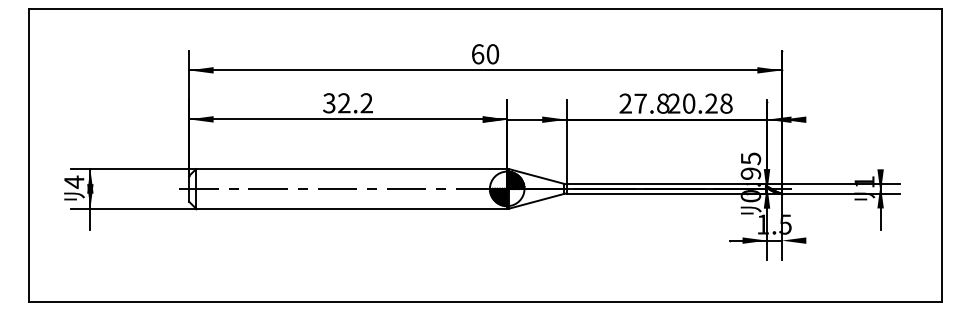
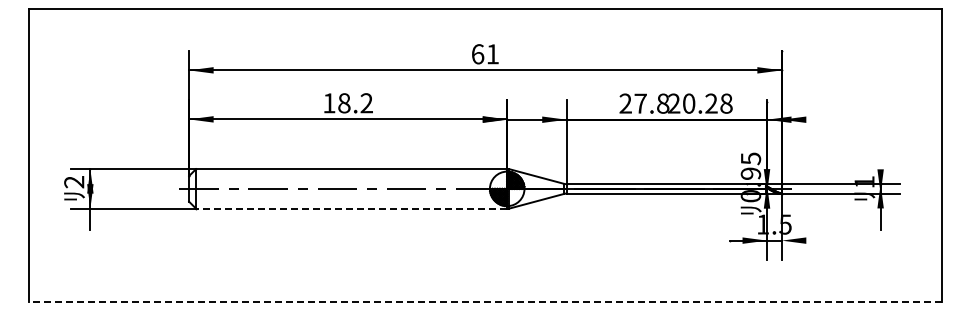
text: 60 -> 61 (492, 54)
text: 32.2 -> 18.2 (336, 103)
text: 4 -> 2 (74, 181)
line: solid -> dashed (351, 208)
line: solid -> dashed (485, 301)
